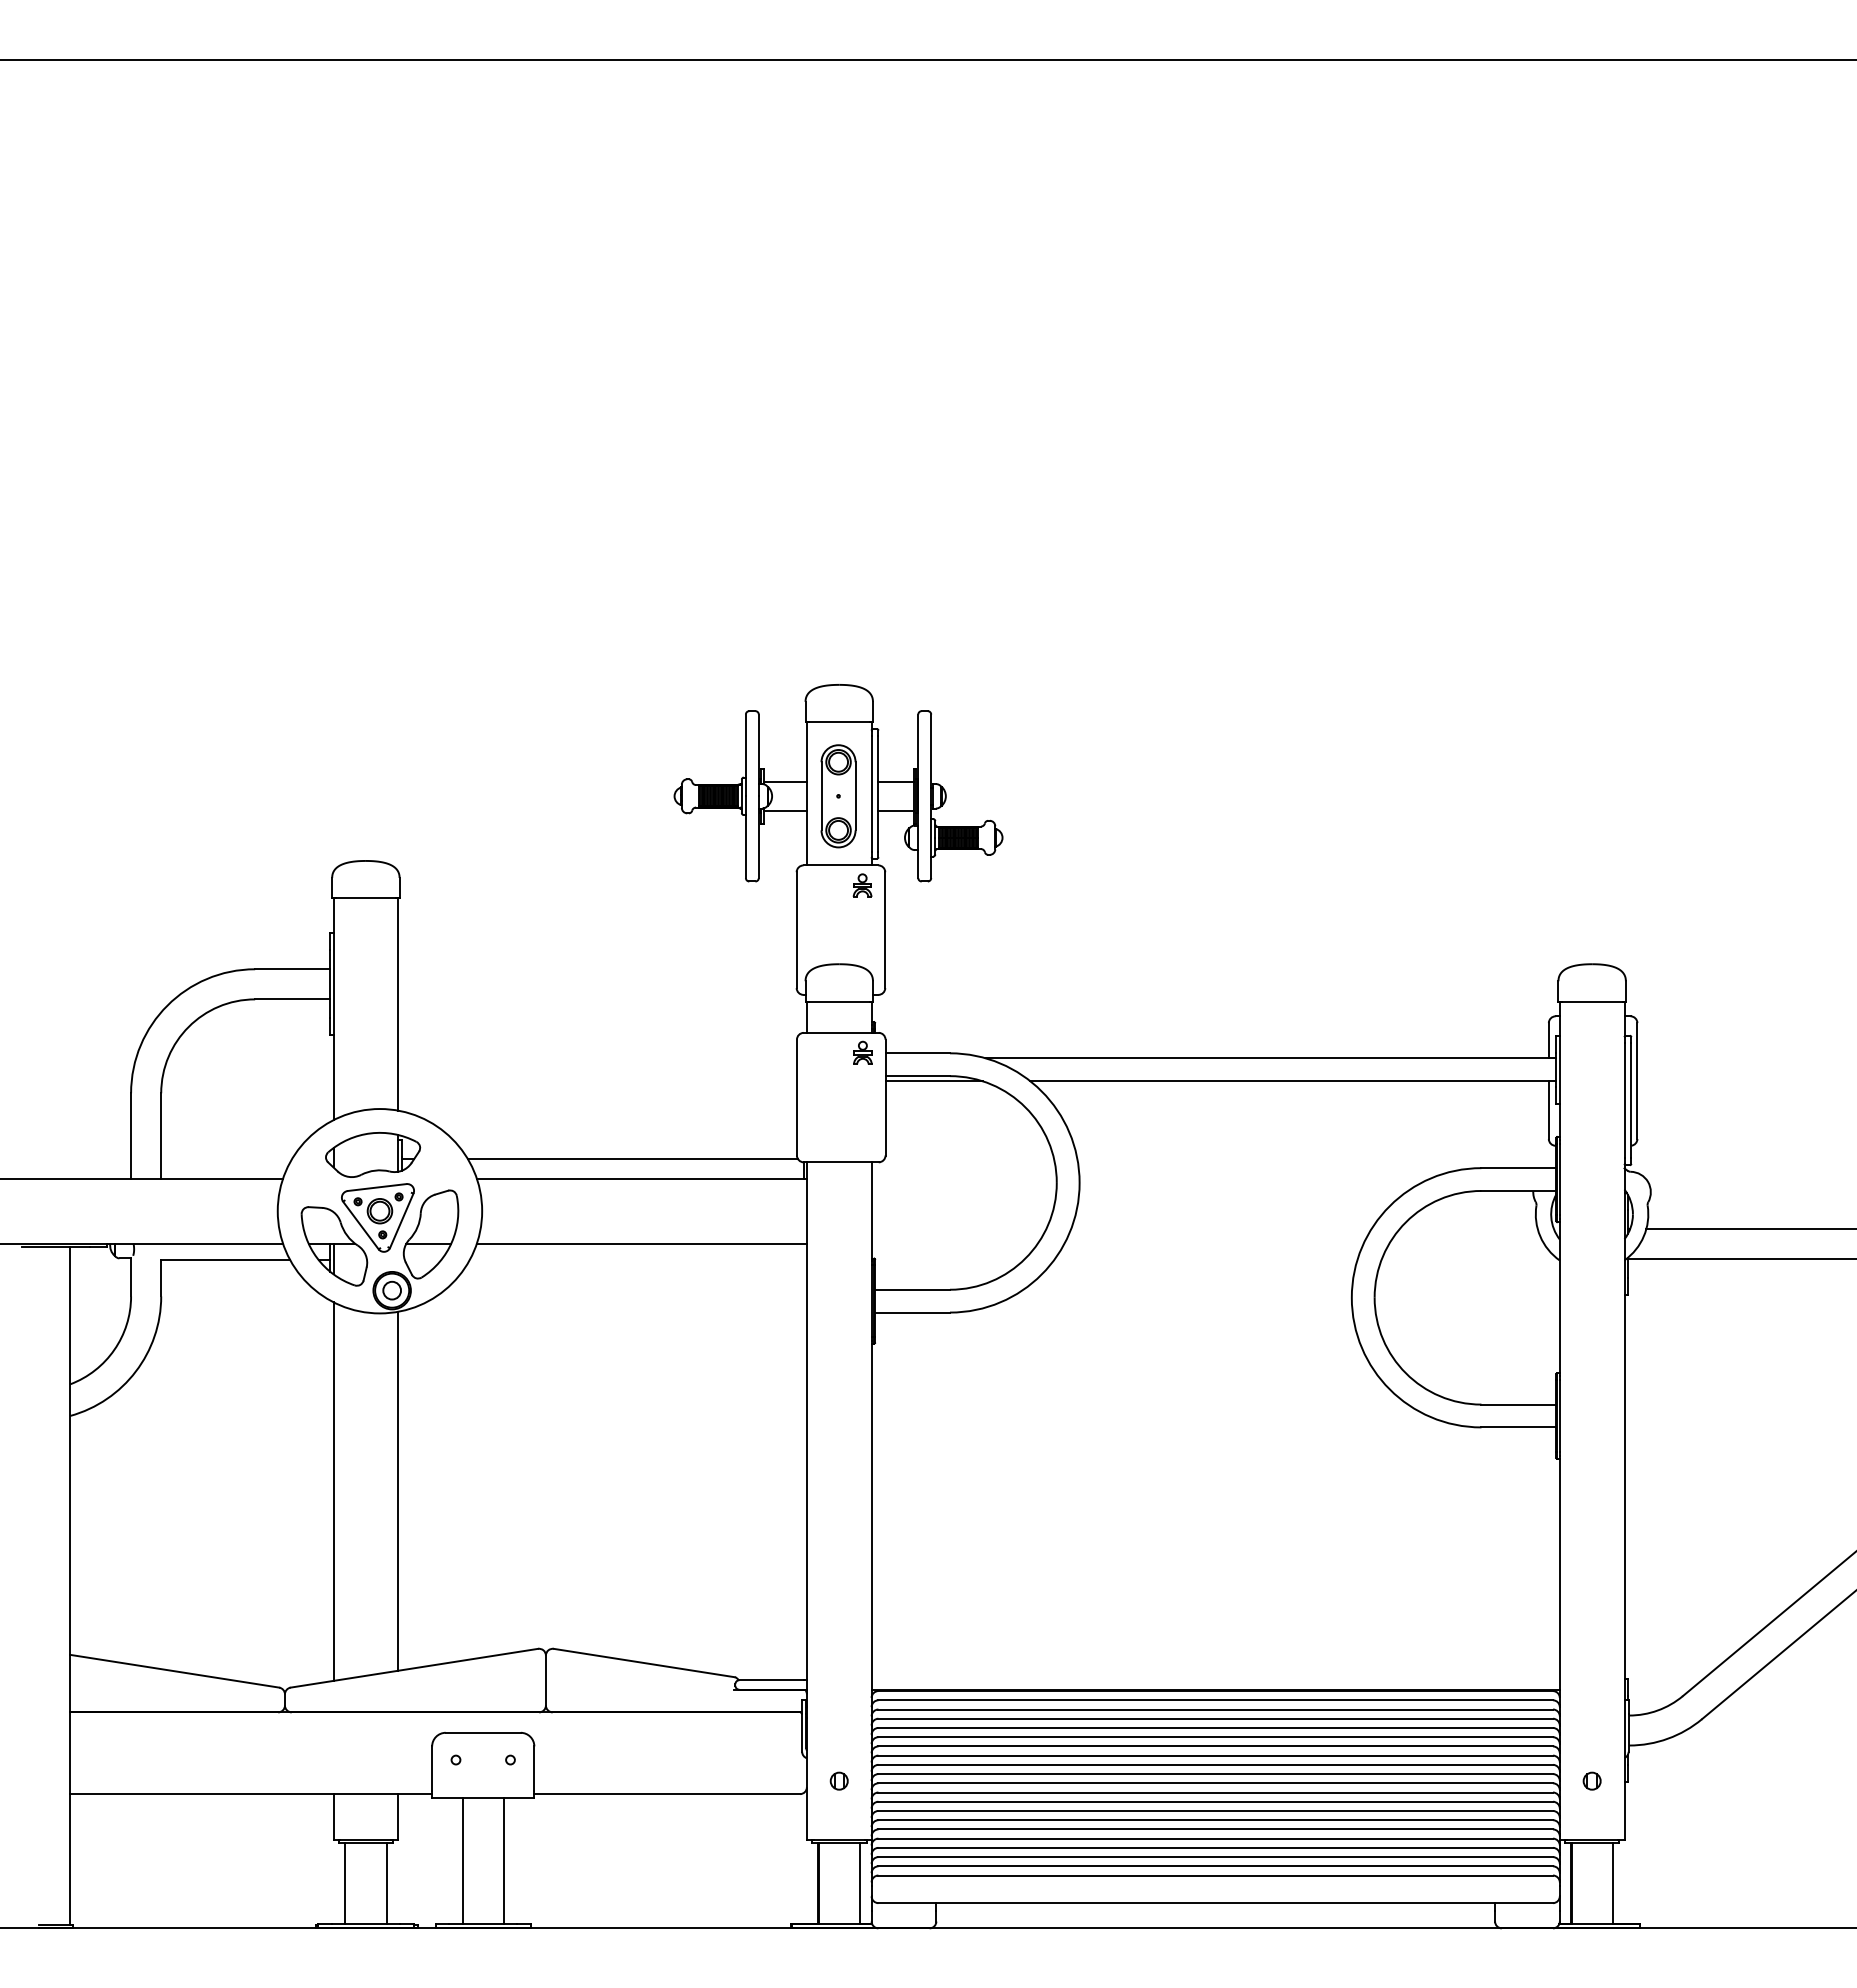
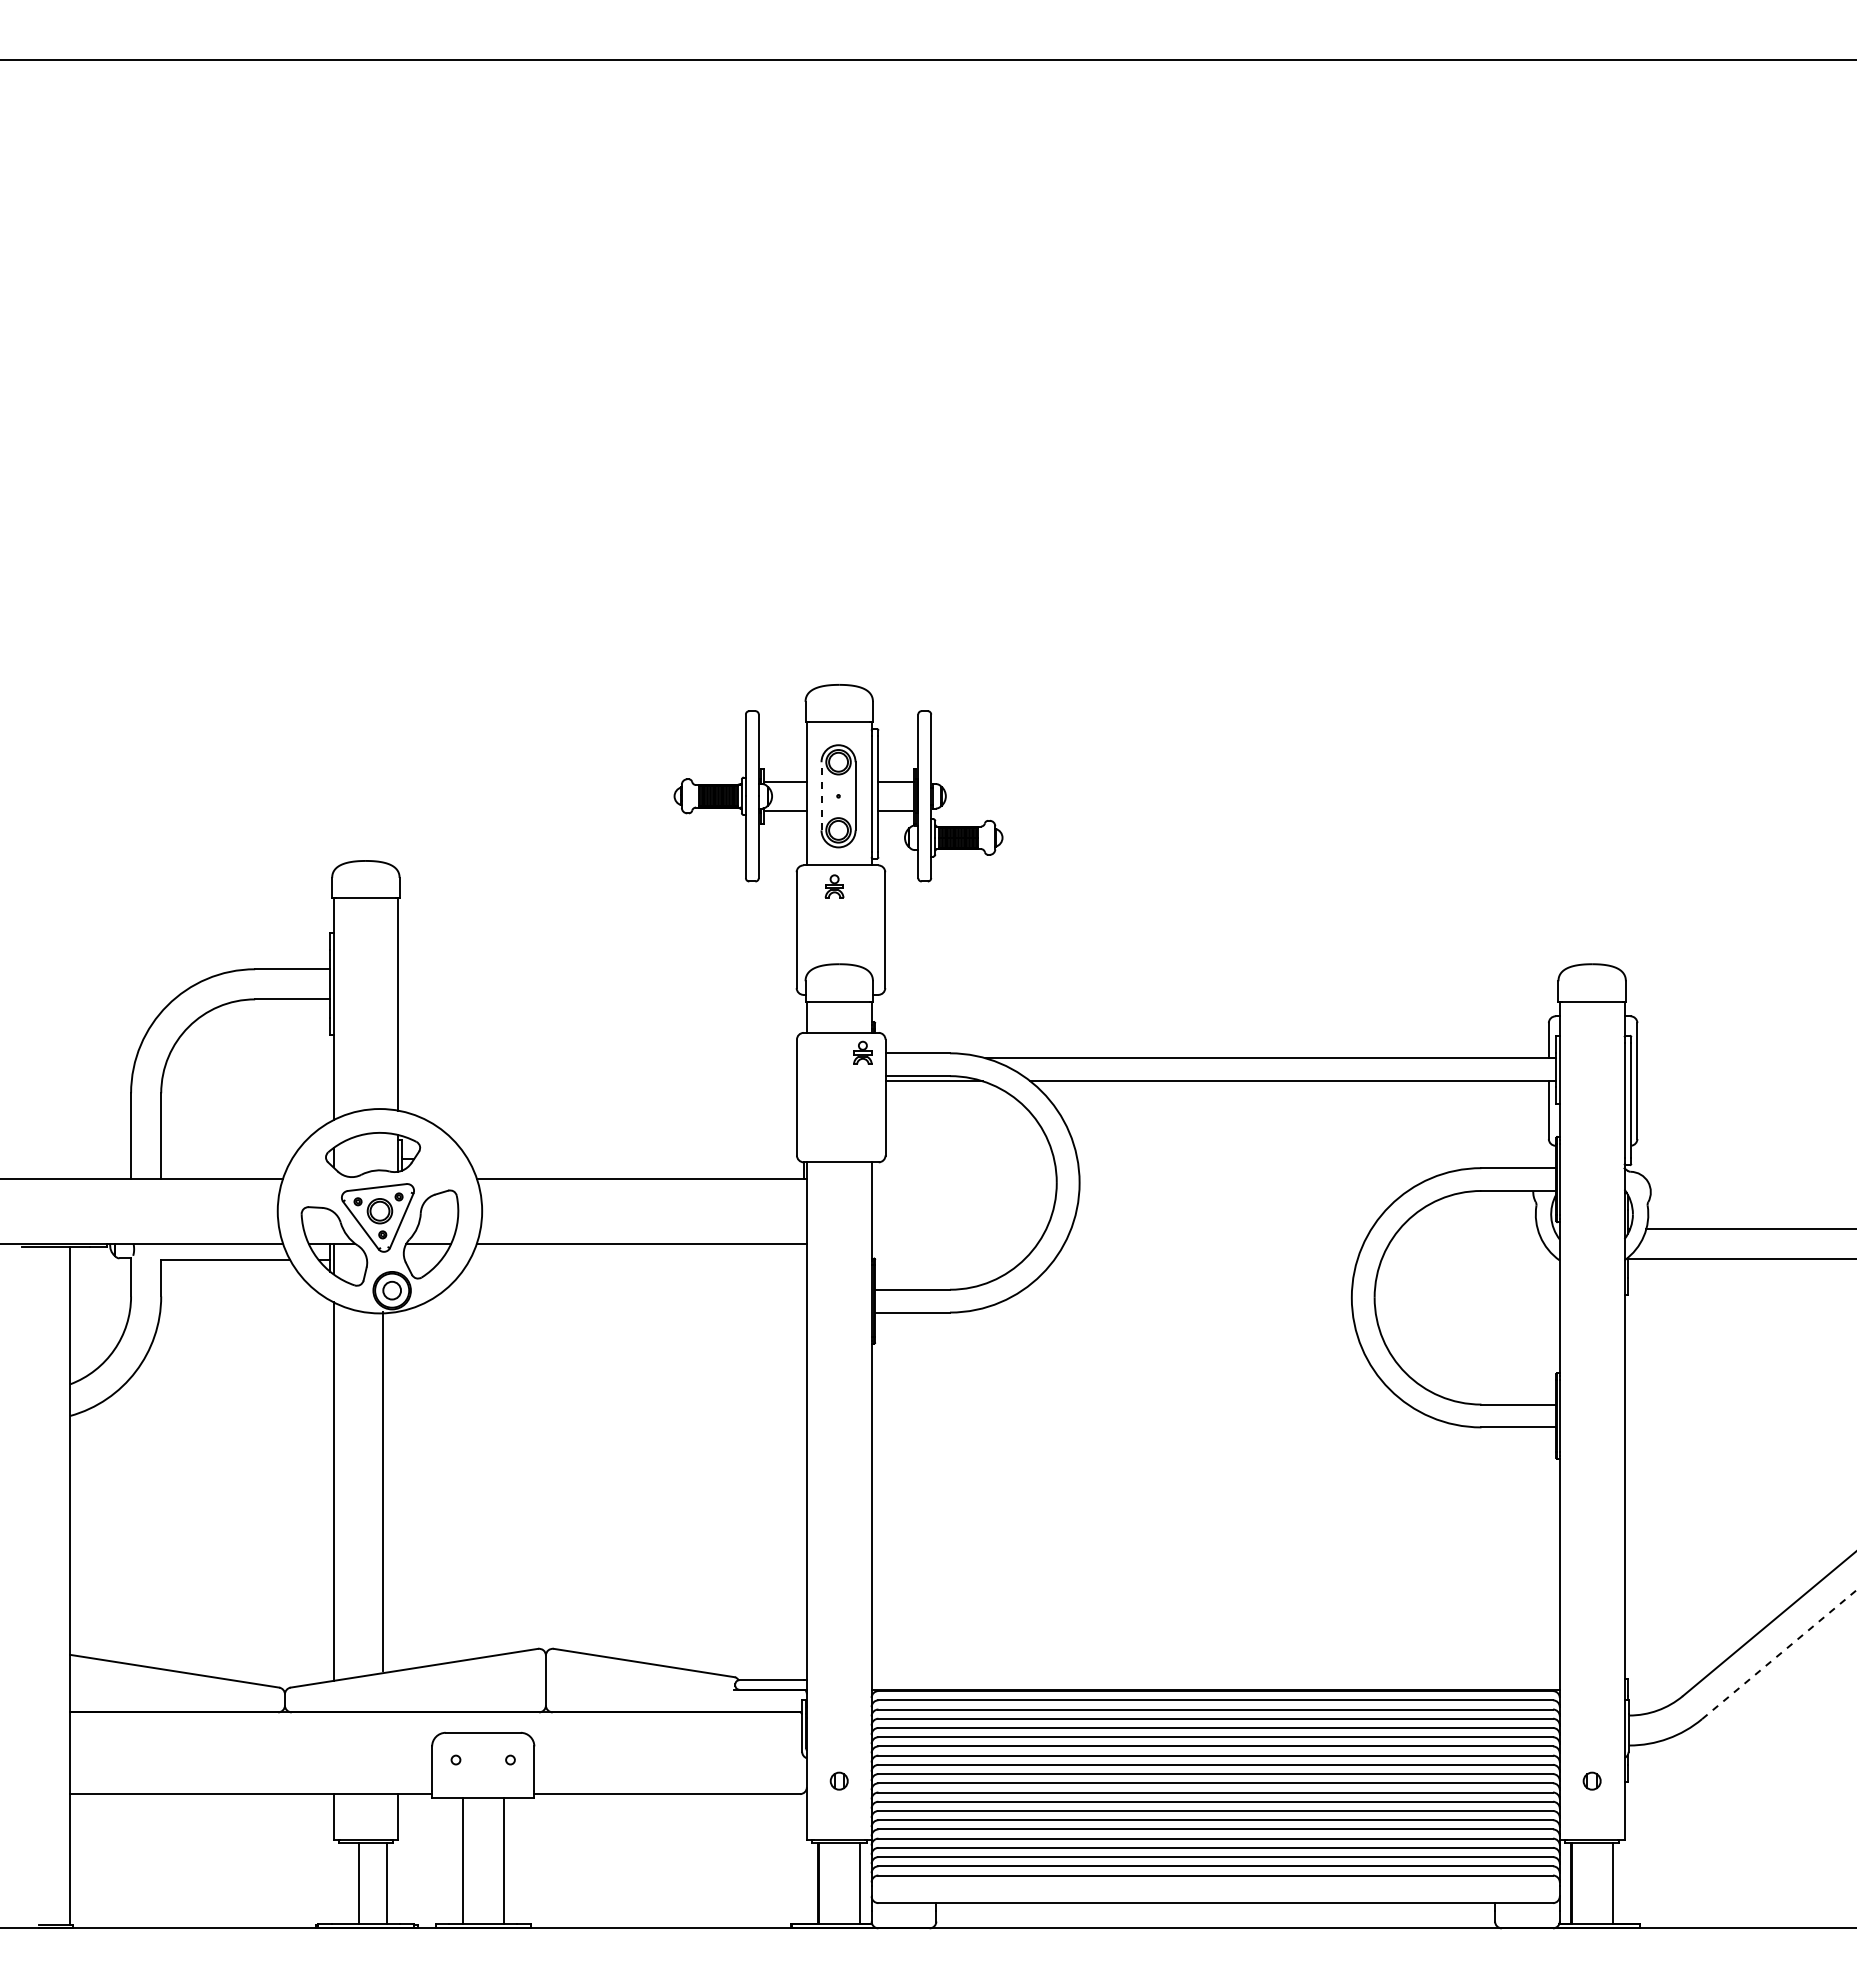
line: solid -> dashed (821, 795)
part position: (862, 885) -> (834, 886) (834, 886)
line: present -> none (633, 1159)
line position: (398, 1490) -> (383, 1490) (383, 1490)
line: solid -> dashed (1779, 1654)
line position: (345, 1883) -> (359, 1883) (359, 1883)
